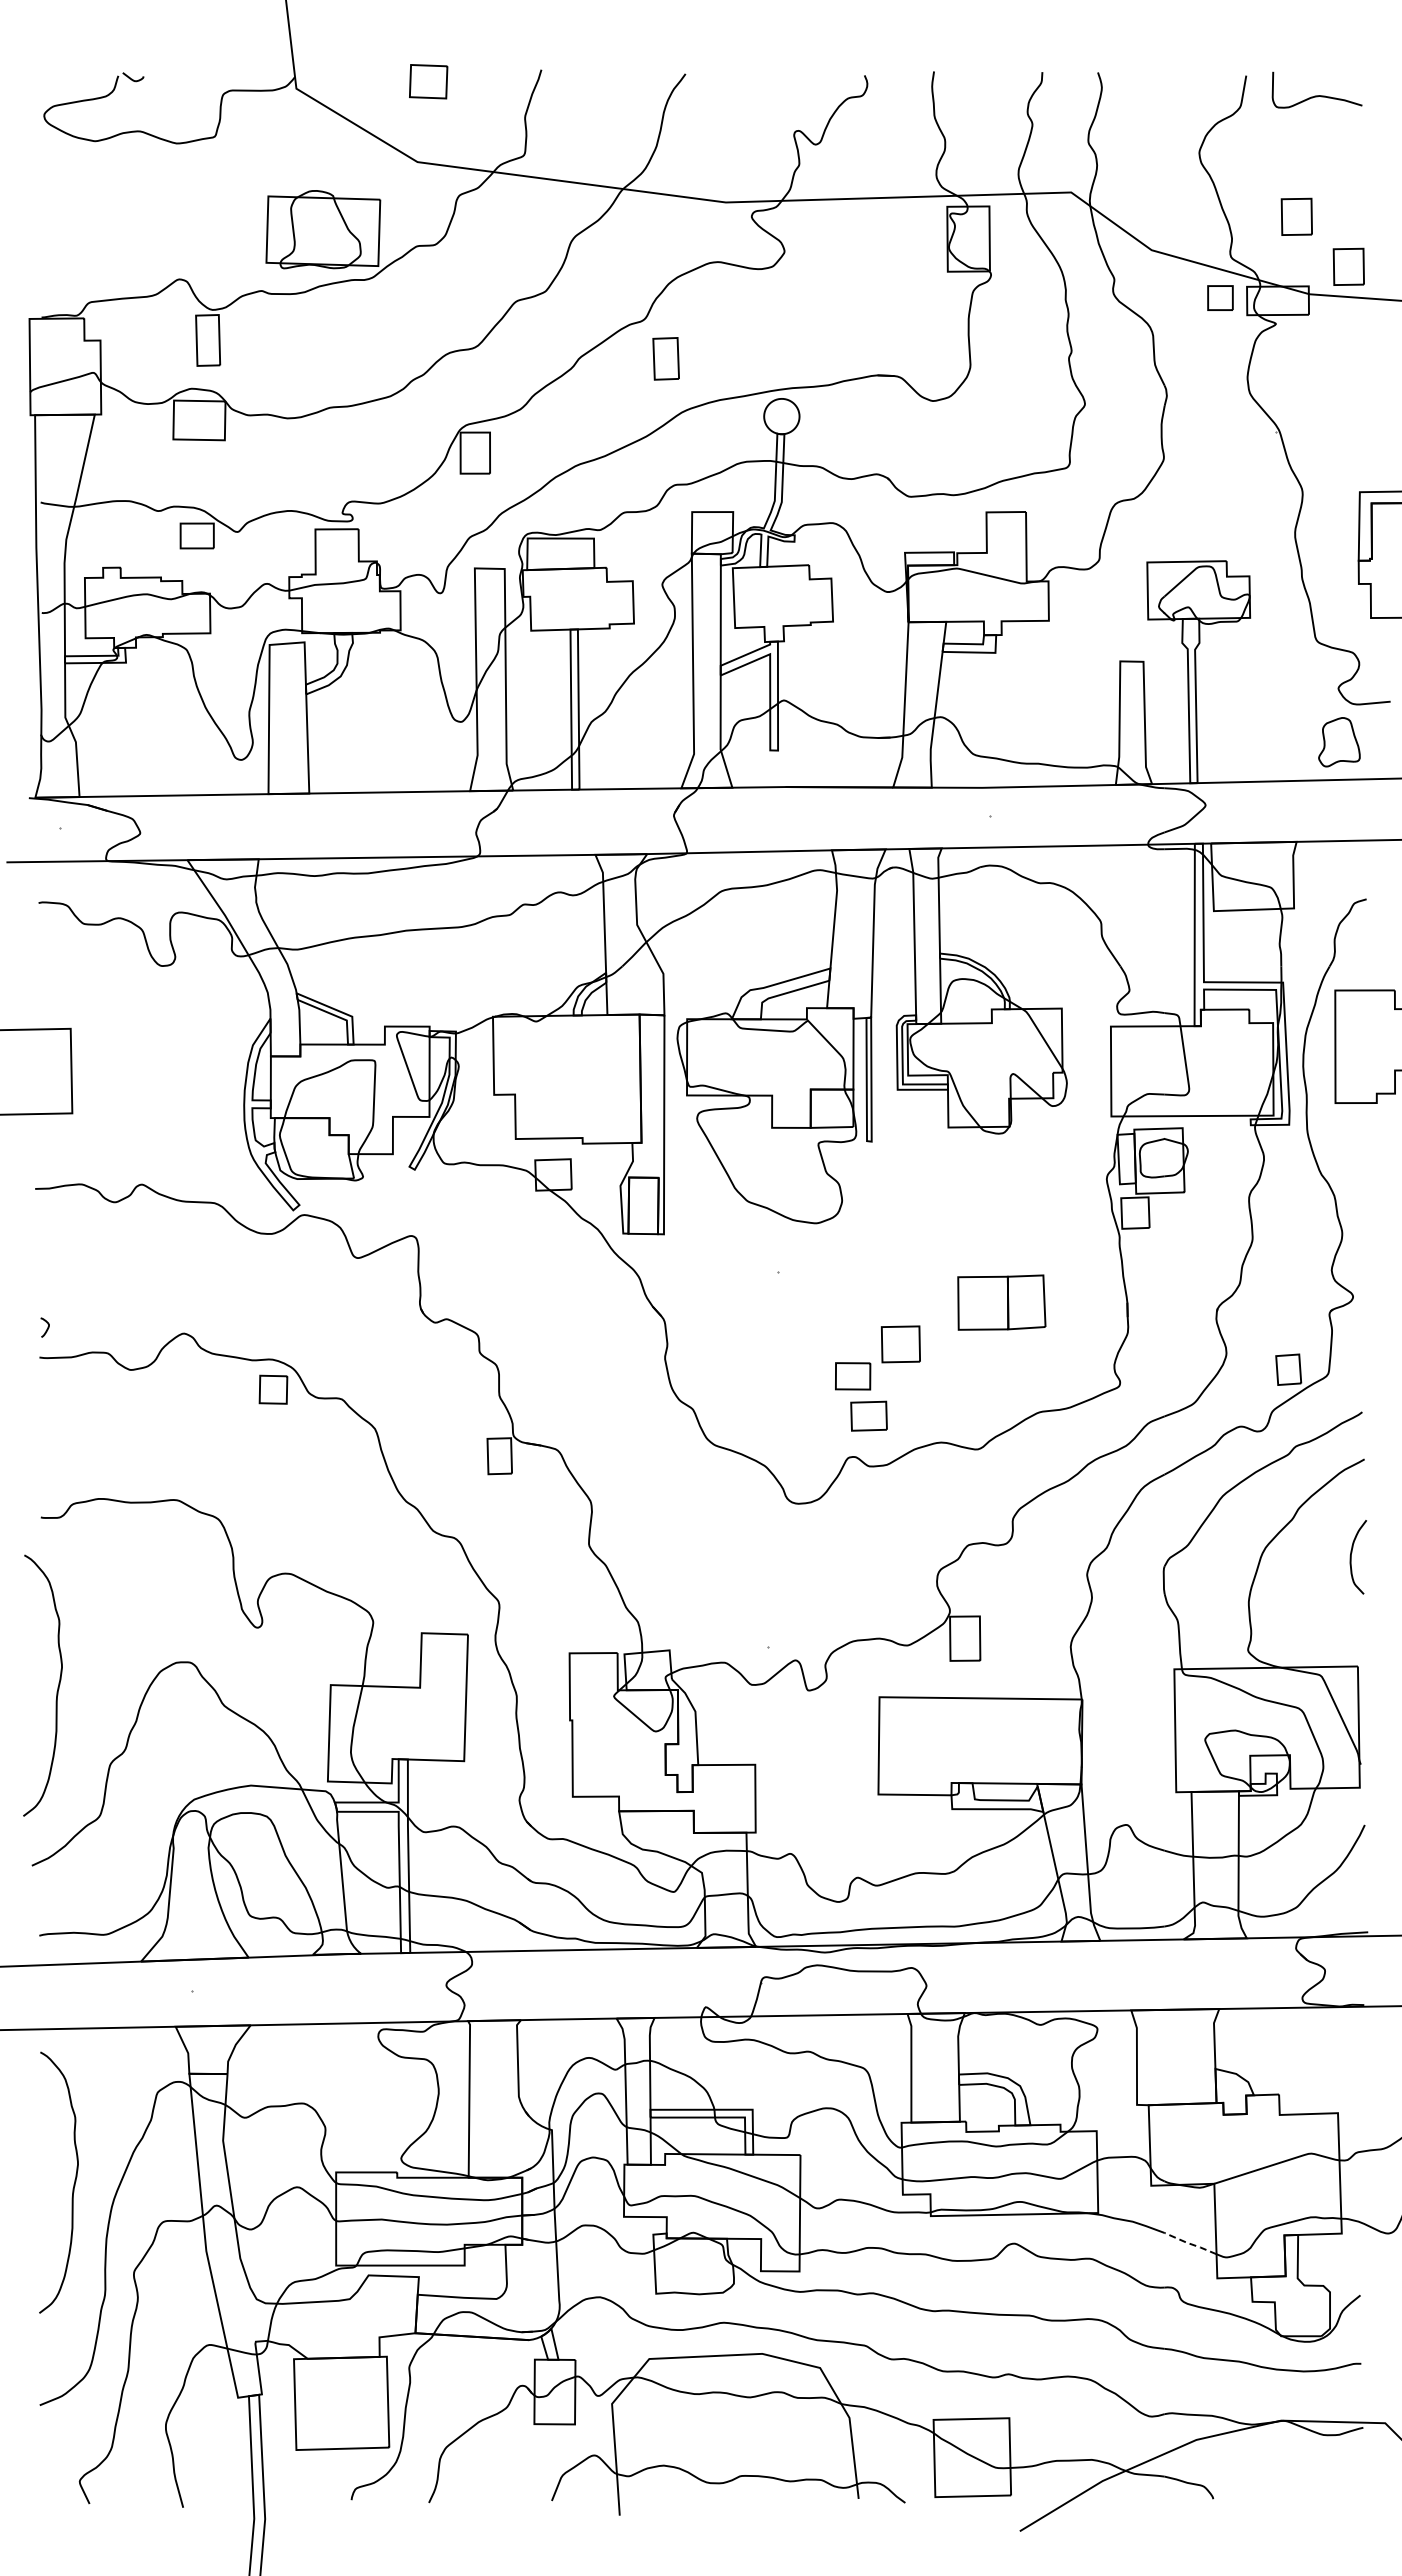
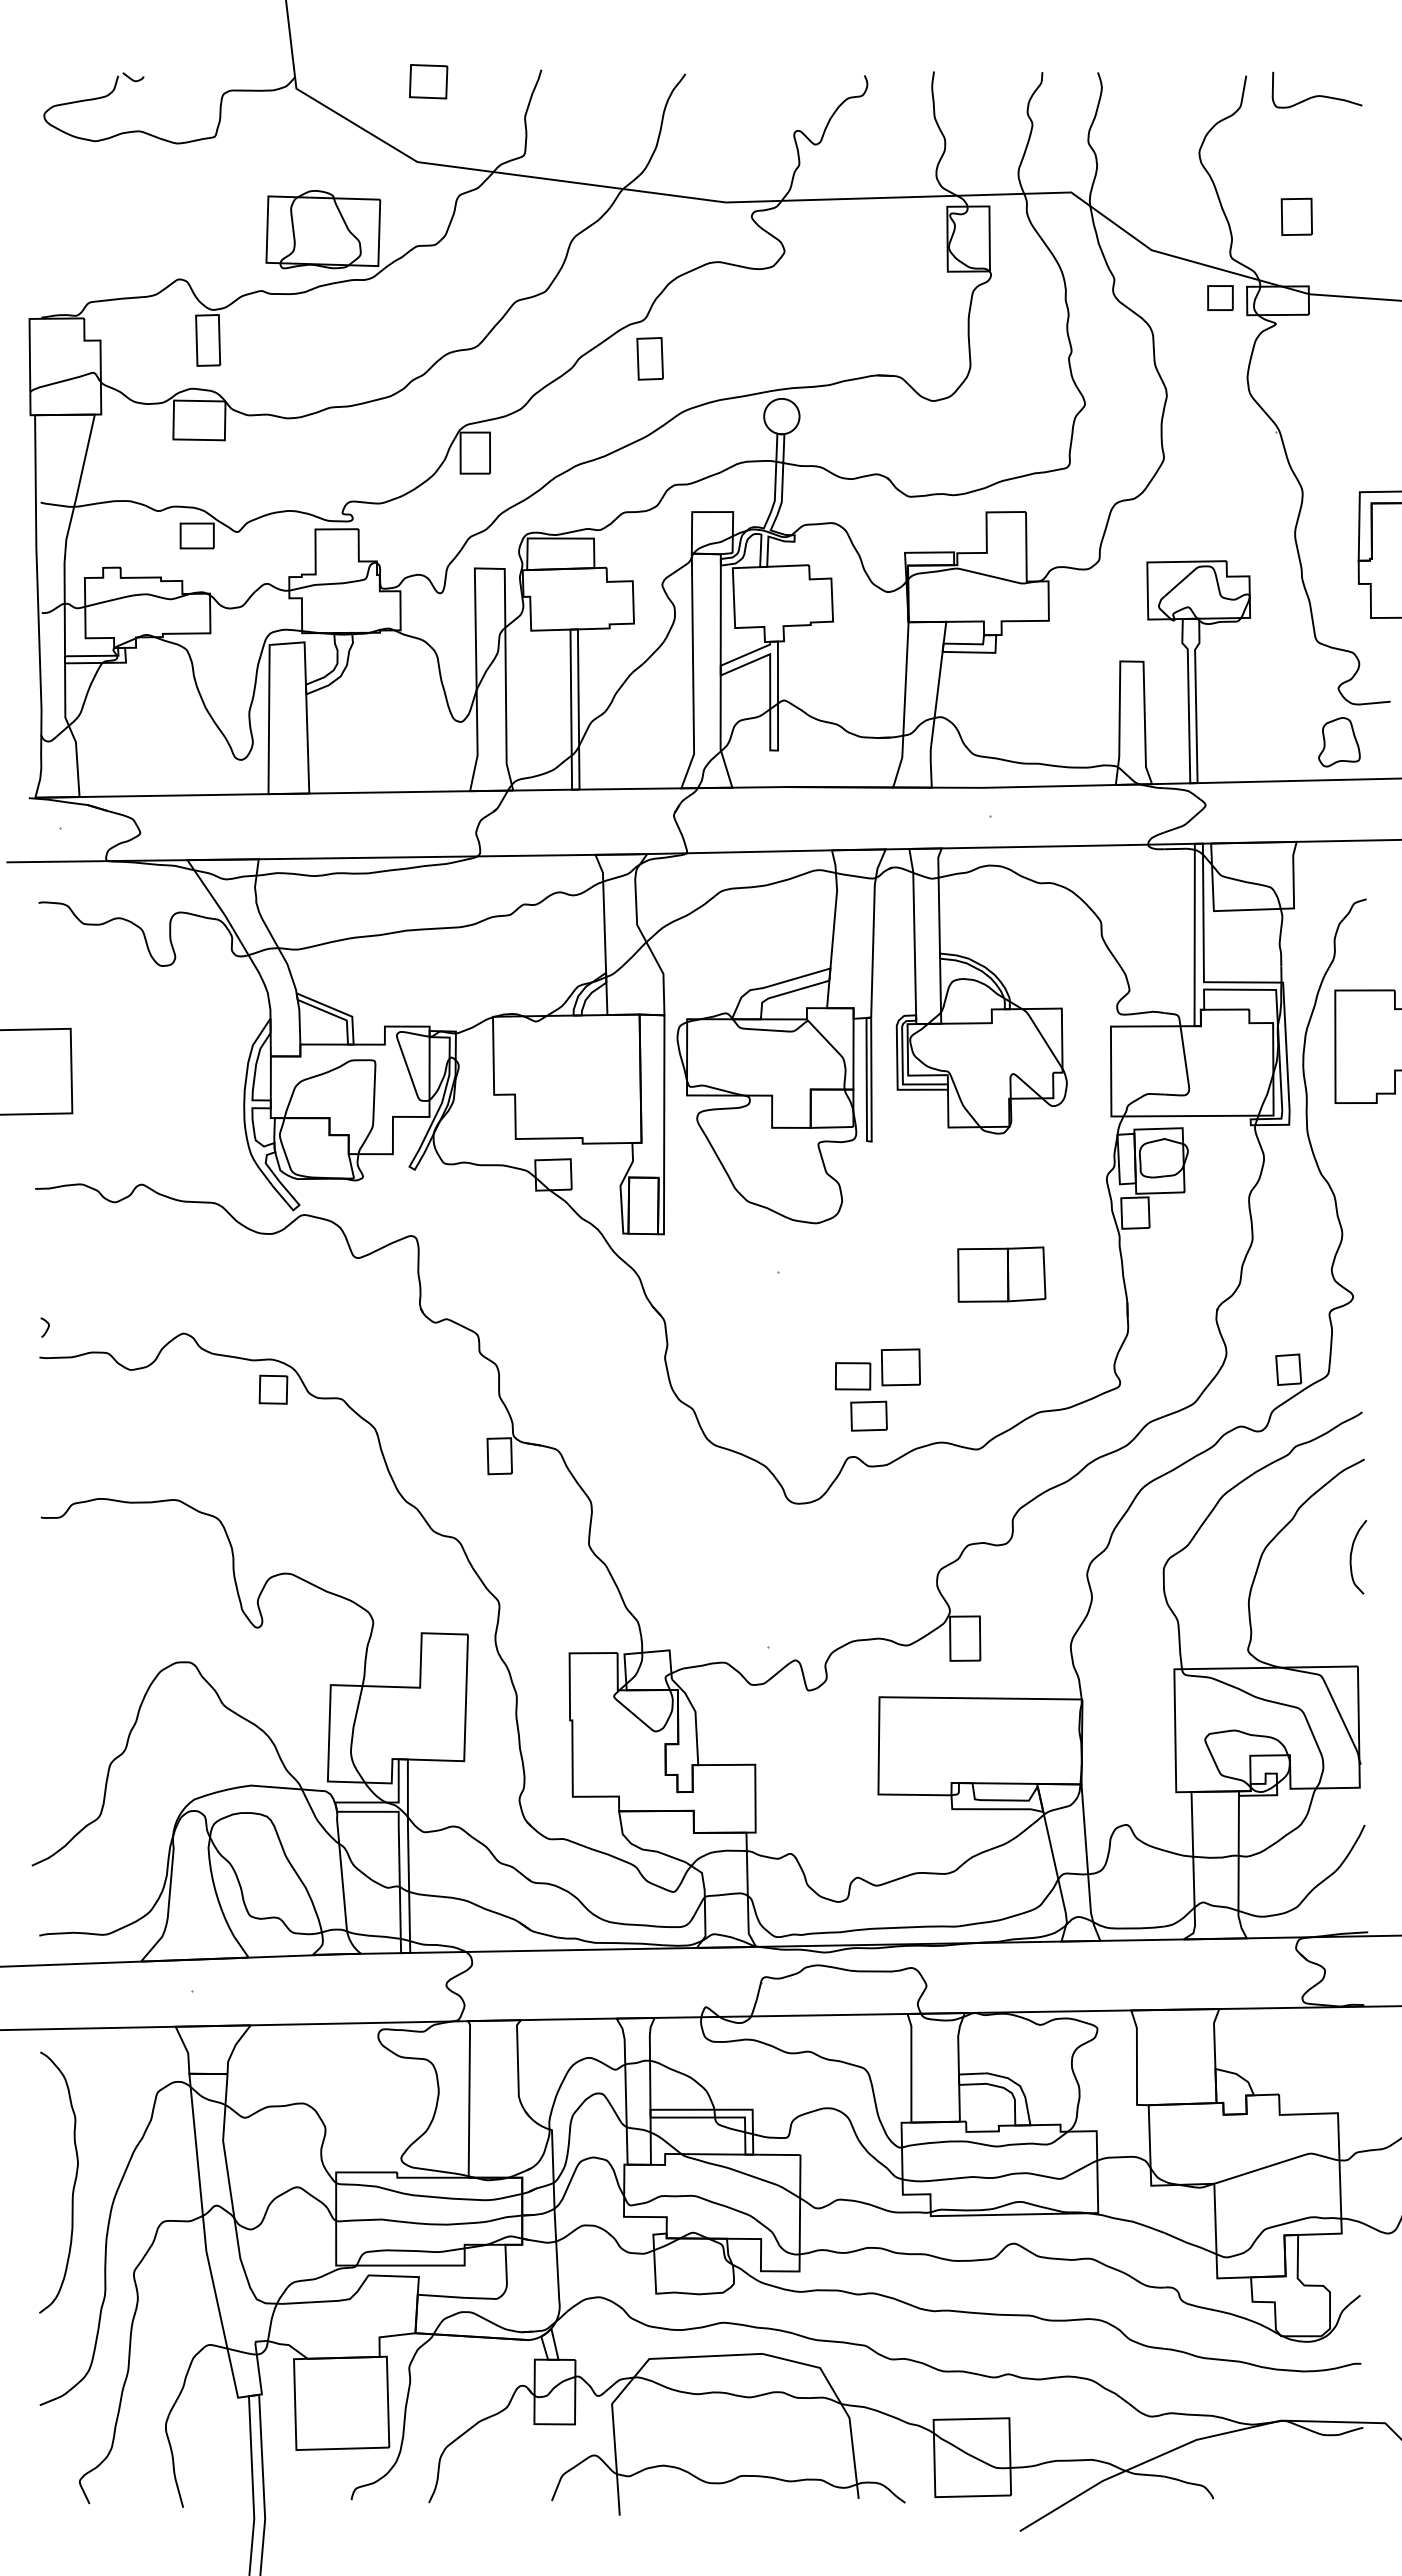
part: present -> none (1348, 266)
part position: (665, 358) -> (649, 358) (649, 358)
part position: (1001, 1302) -> (1001, 1274) (1001, 1274)
part position: (900, 1344) -> (900, 1367) (900, 1367)
curve: present -> none (57, 1687)
line: dashed -> solid (1190, 2243)
